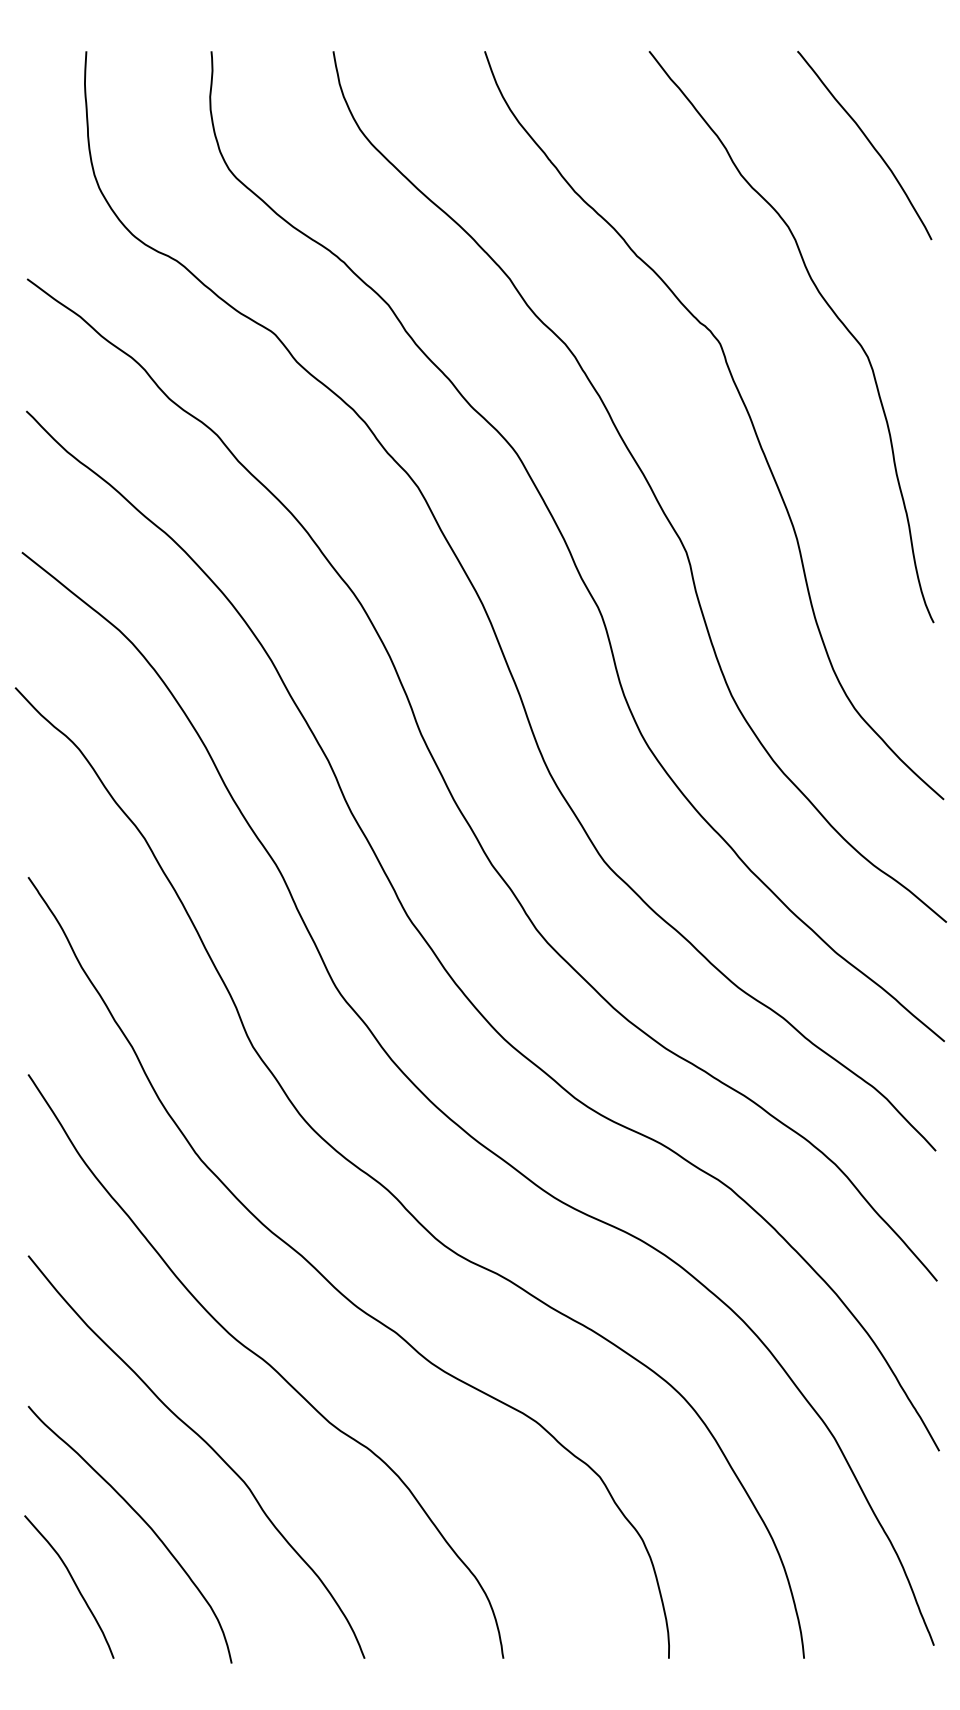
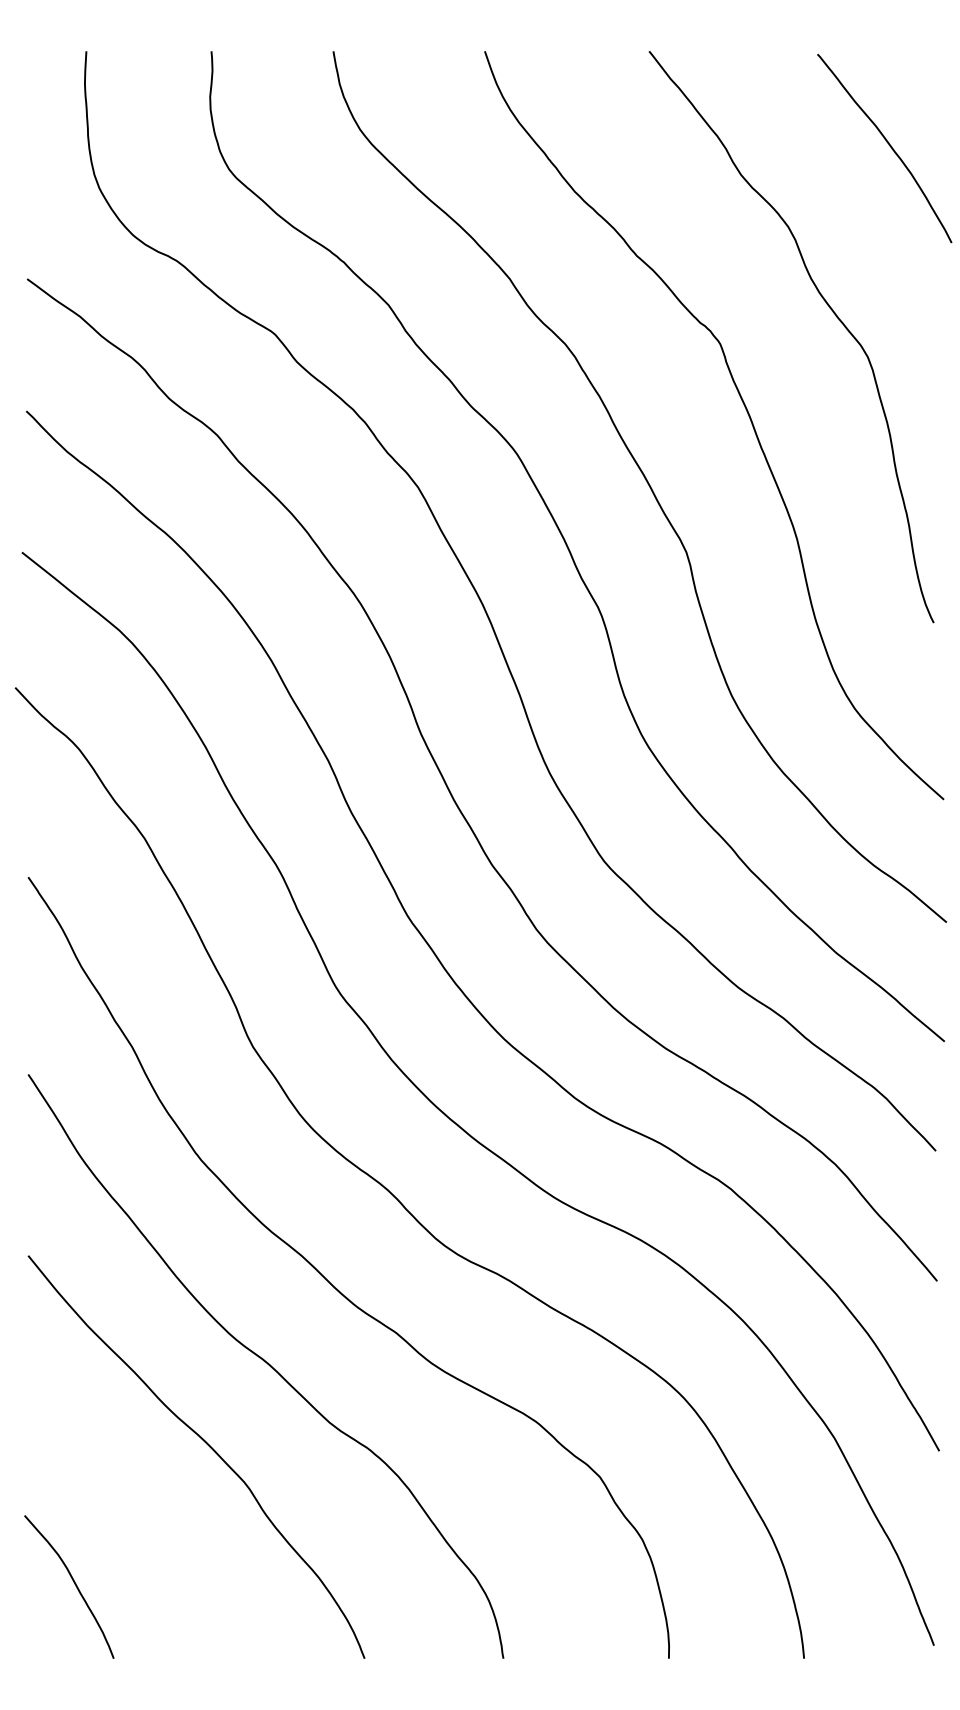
curve position: (869, 143) -> (889, 146) (889, 146)
curve: present -> none (142, 1520)
